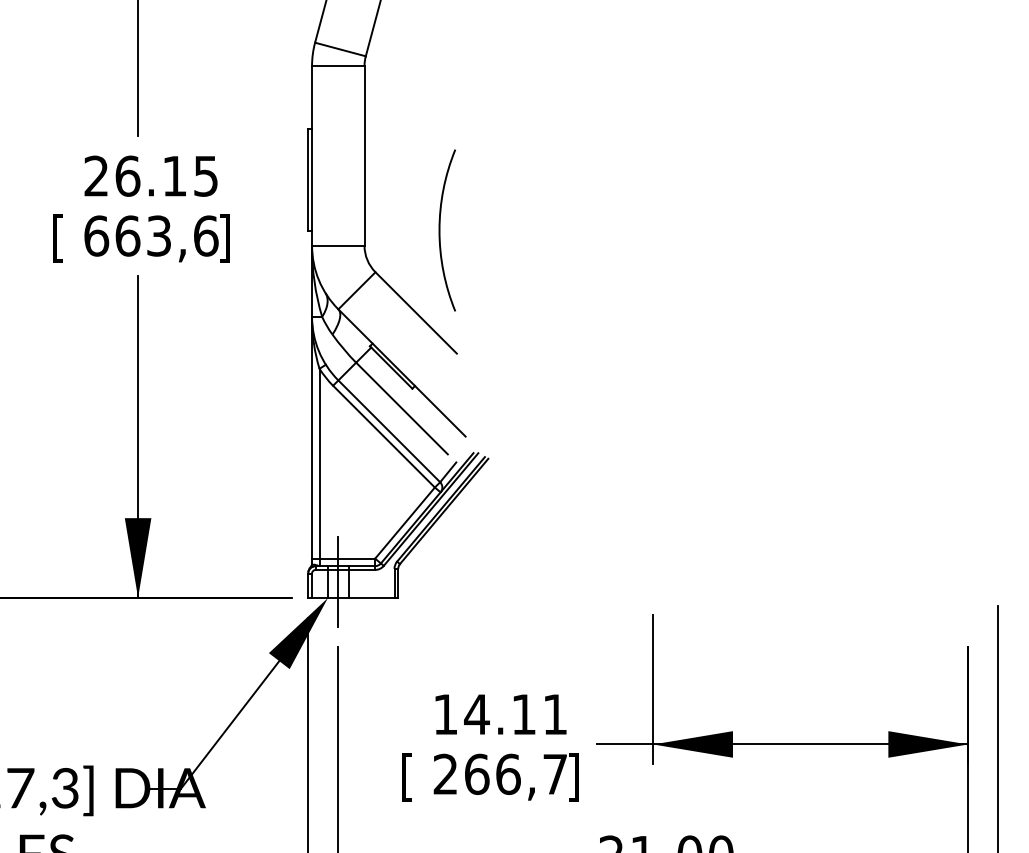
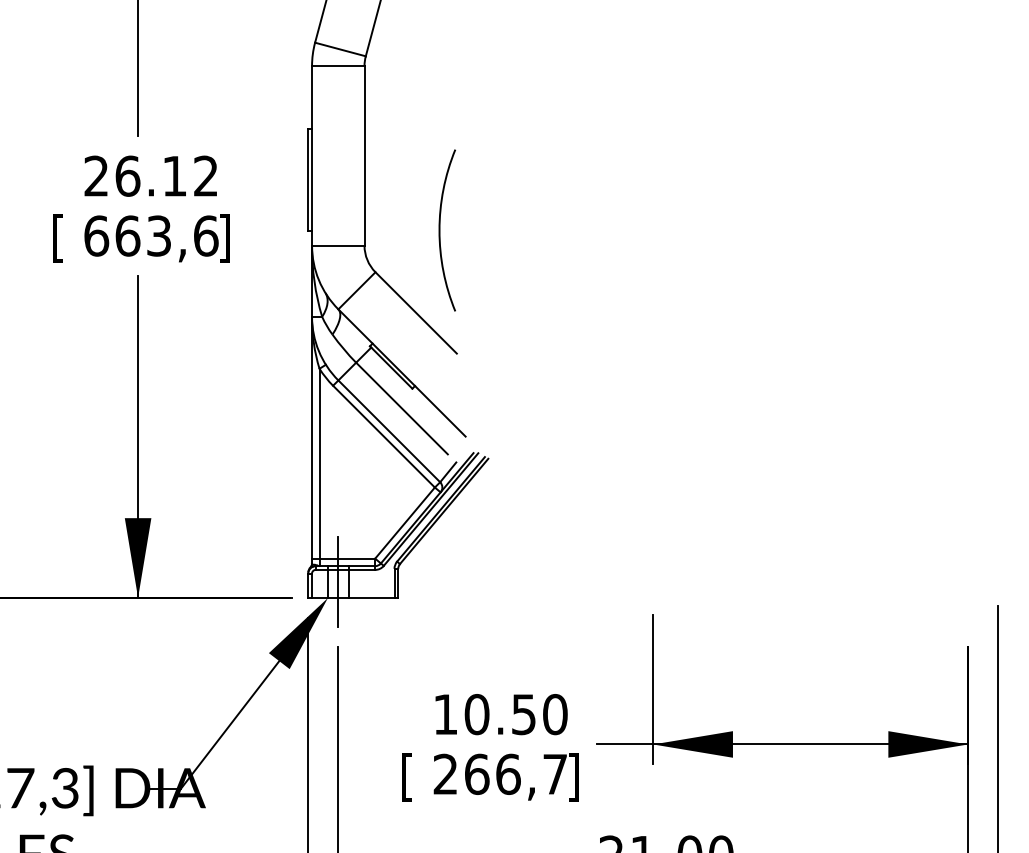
text: 26.15 -> 26.12 (205, 175)
text: 14.11 -> 10.50 (515, 714)
